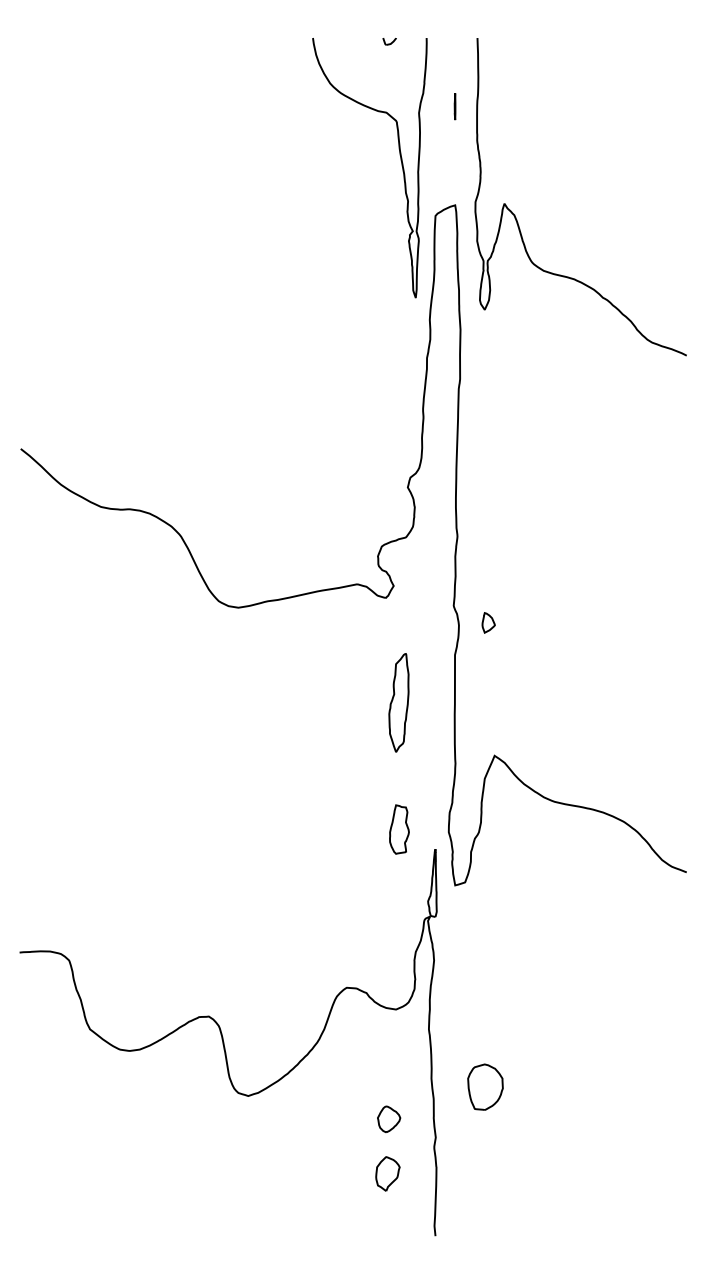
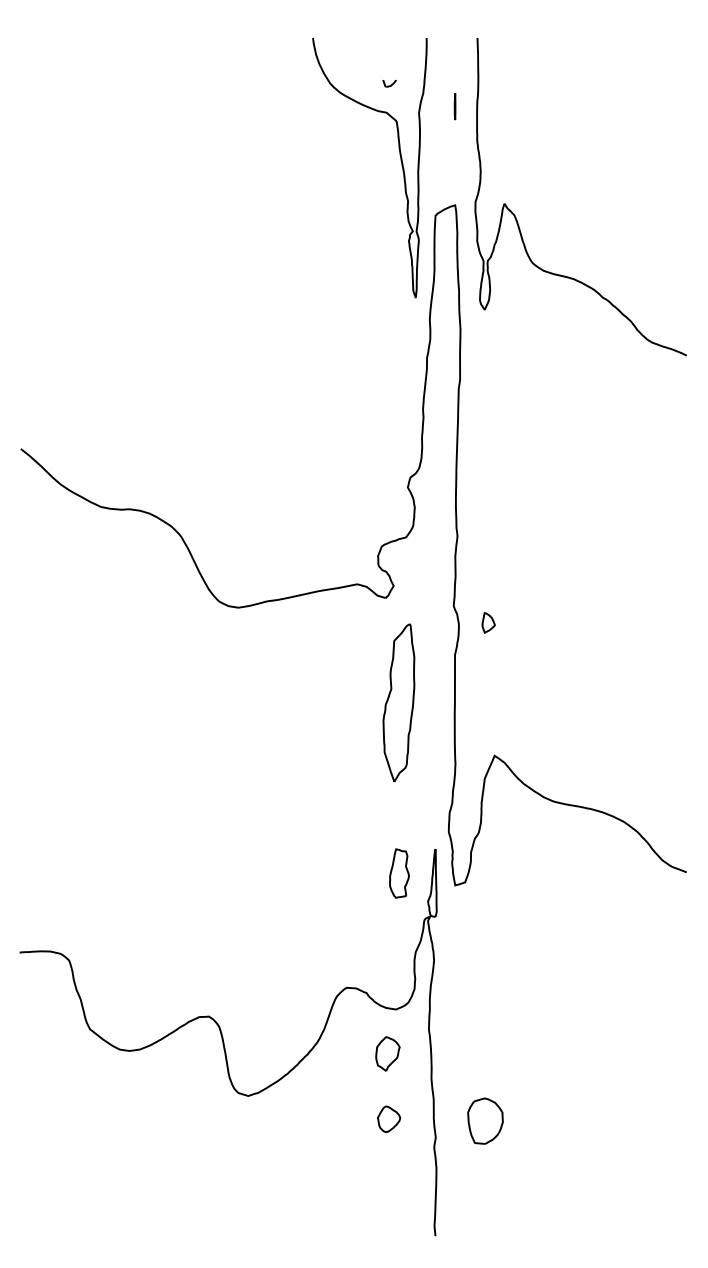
part position: (389, 41) -> (389, 83) (389, 83)
part size: 22x100 px -> 34x159 px (398, 702)
part position: (399, 829) -> (399, 873) (399, 873)
part position: (485, 1086) -> (485, 1120) (485, 1120)
part position: (387, 1173) -> (387, 1053) (387, 1053)
